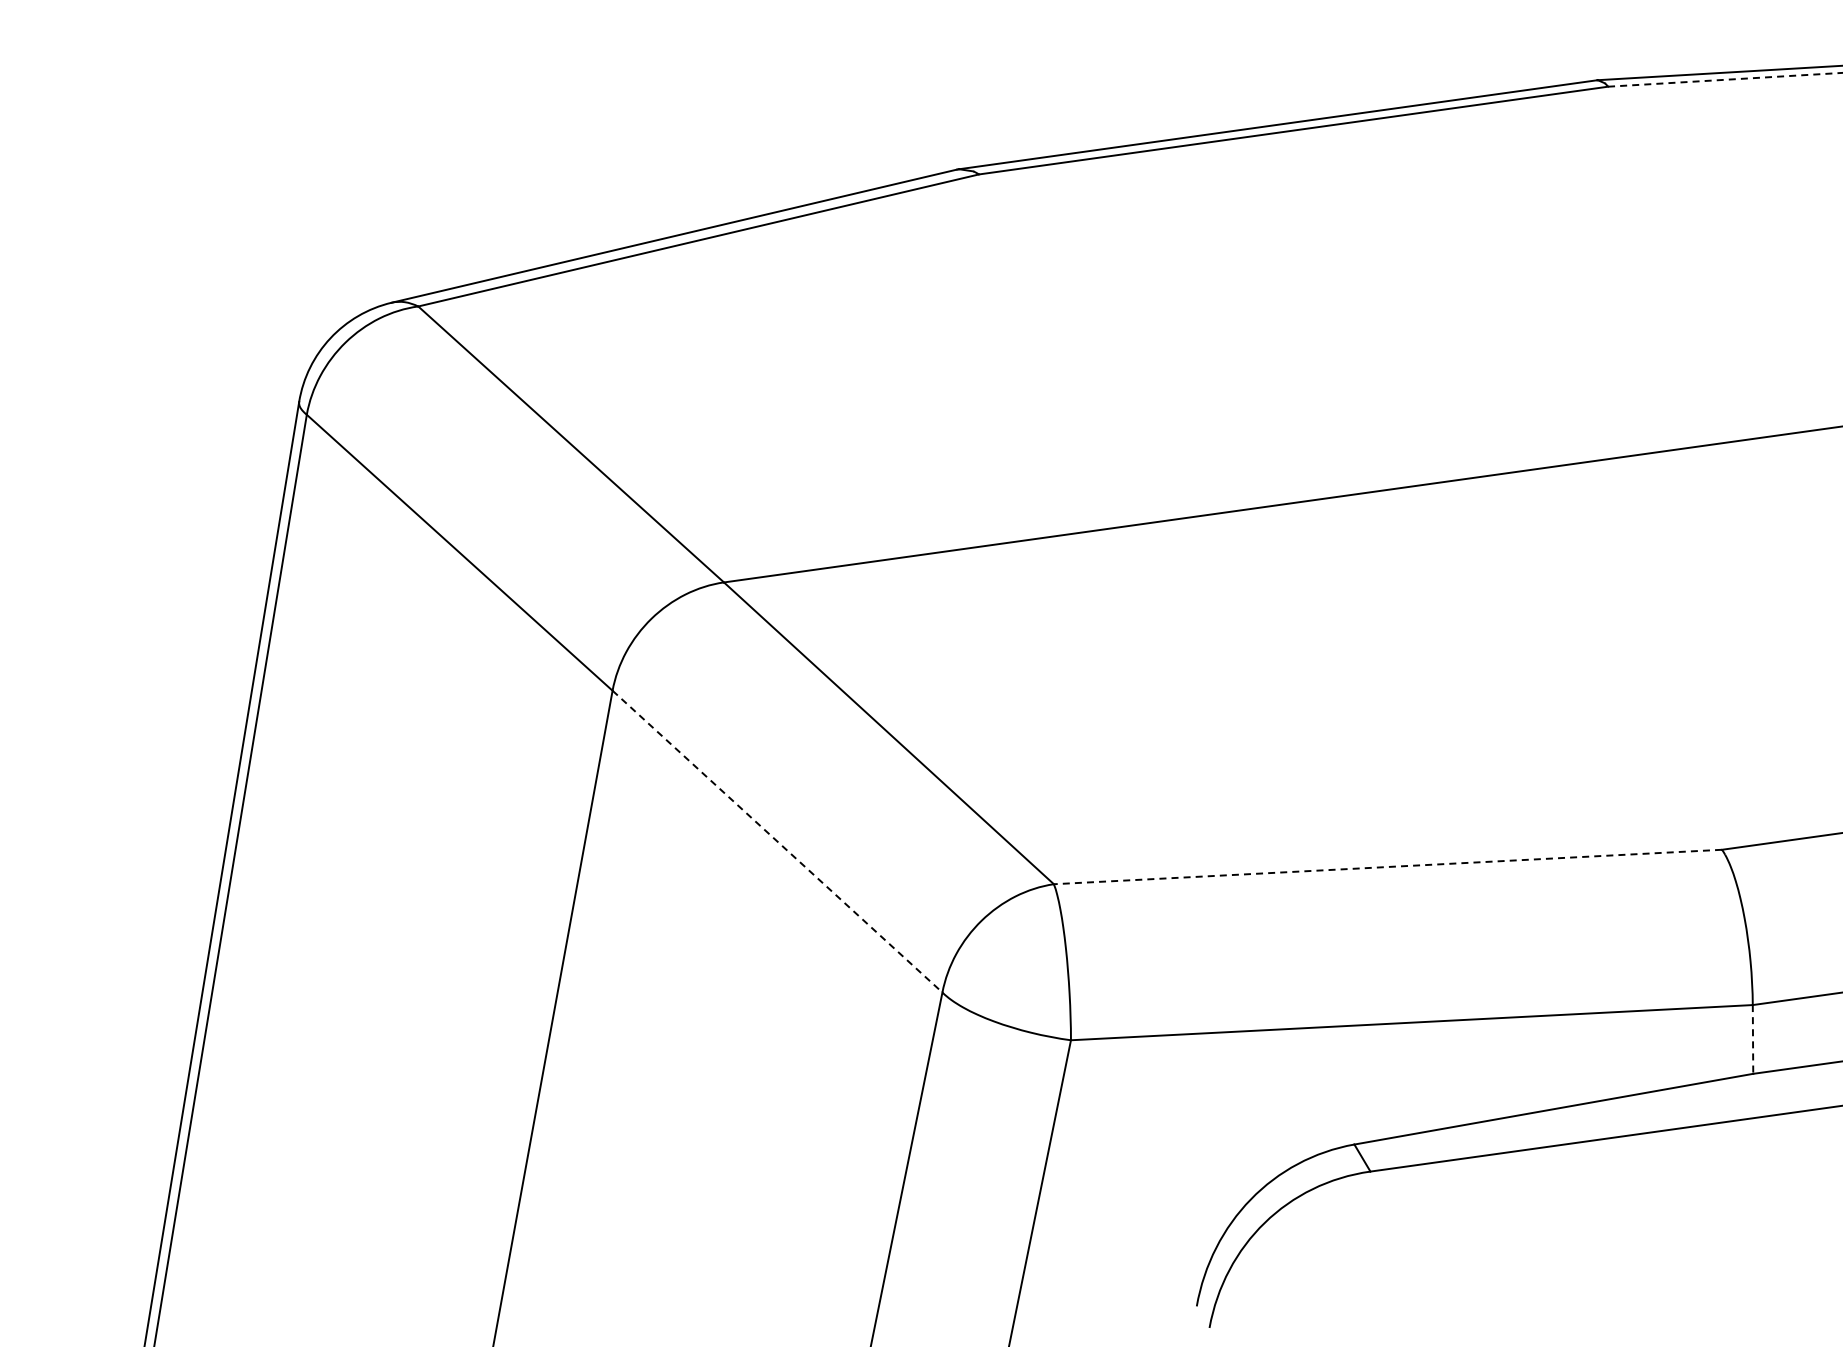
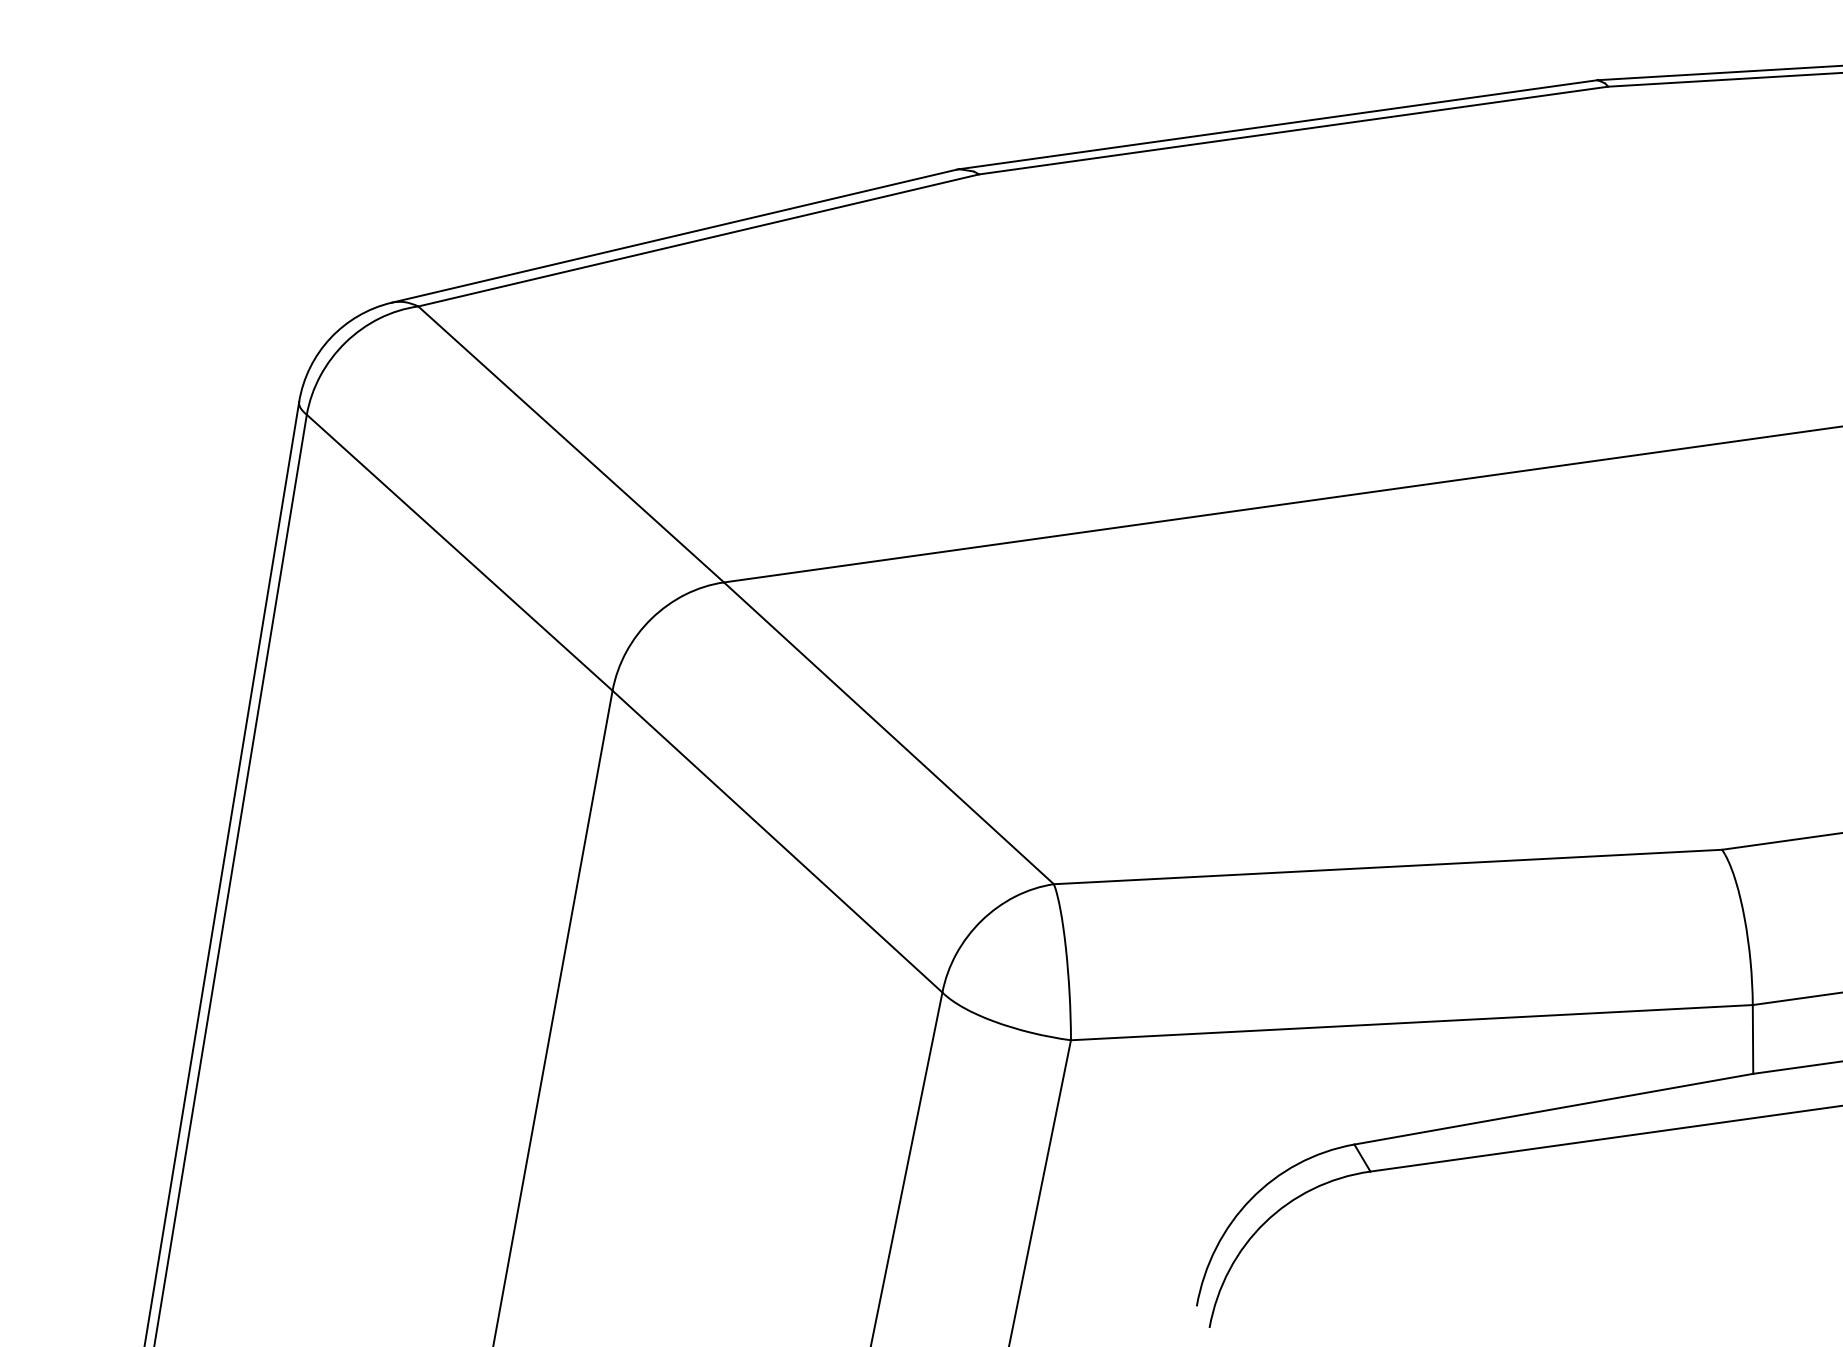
line: dashed -> solid (1725, 79)
line: dashed -> solid (777, 841)
line: dashed -> solid (1387, 867)
line: dashed -> solid (1753, 1039)
